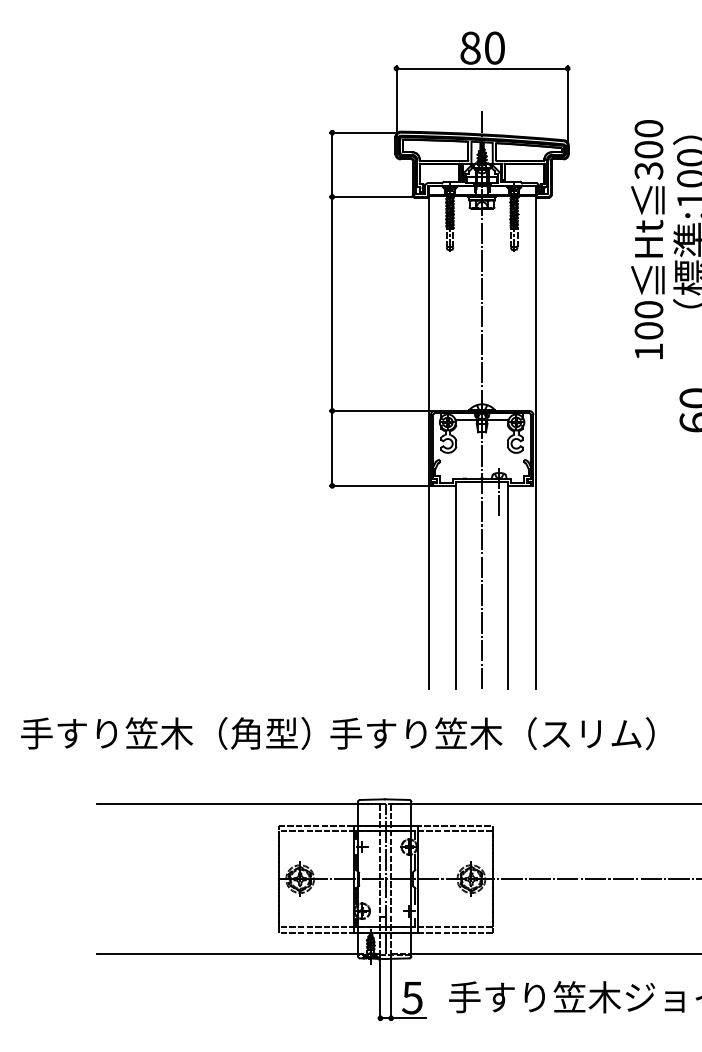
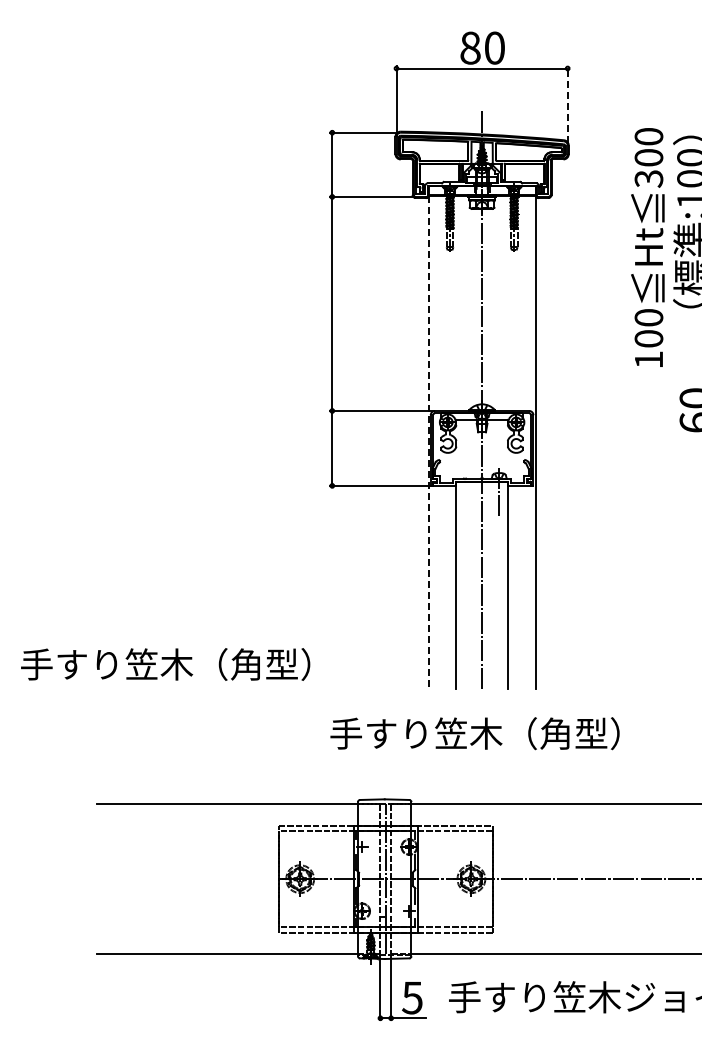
line: solid -> dashed (567, 104)
text position: (647, 239) -> (647, 247) (647, 247)
line: solid -> dashed (428, 442)
text position: (165, 733) -> (165, 664) (165, 664)
text: 手すり笠木（スリム） -> 手すり笠木（角型） (597, 733)
